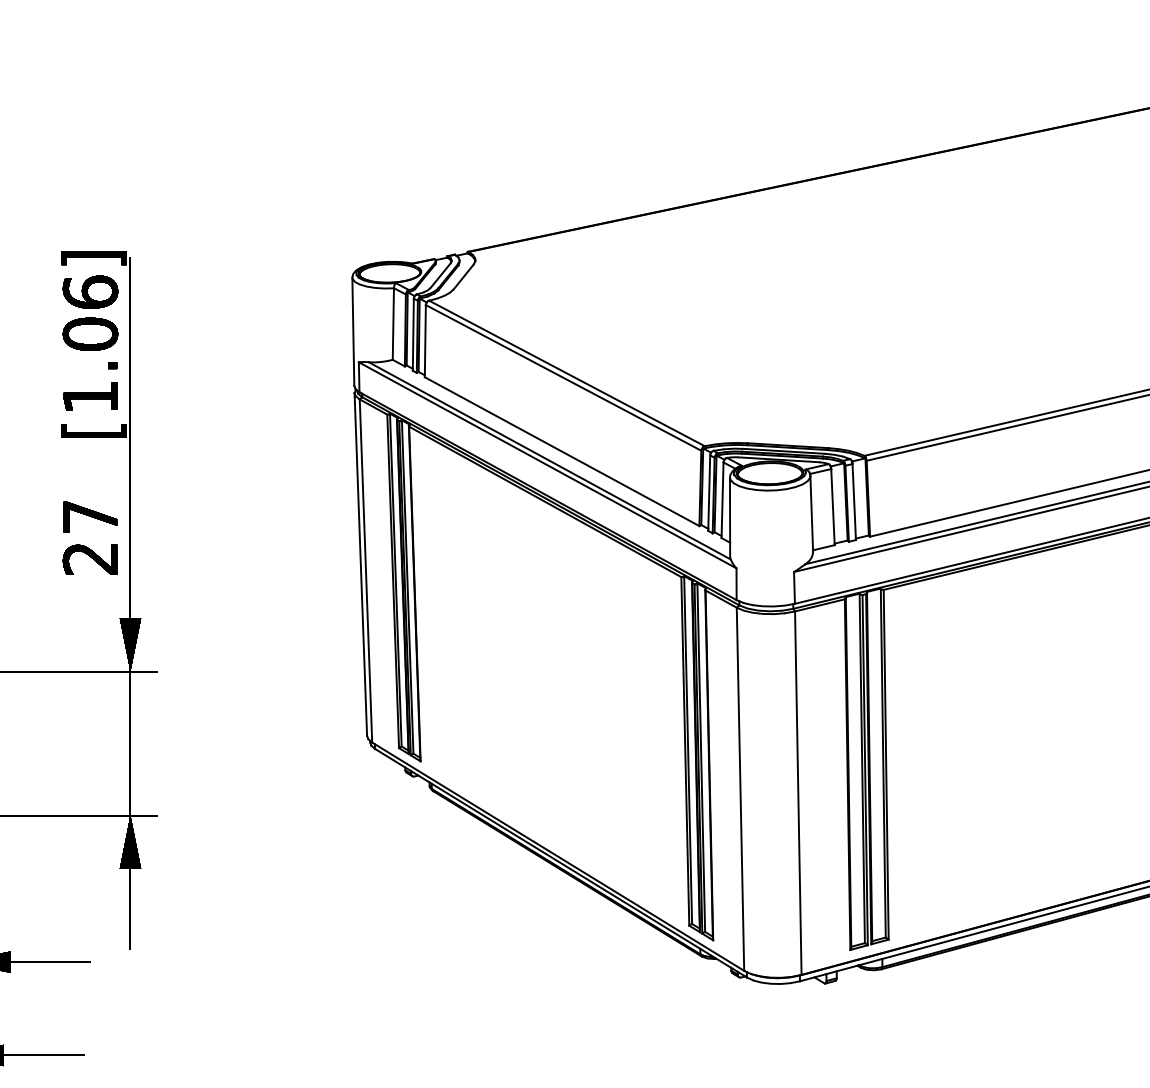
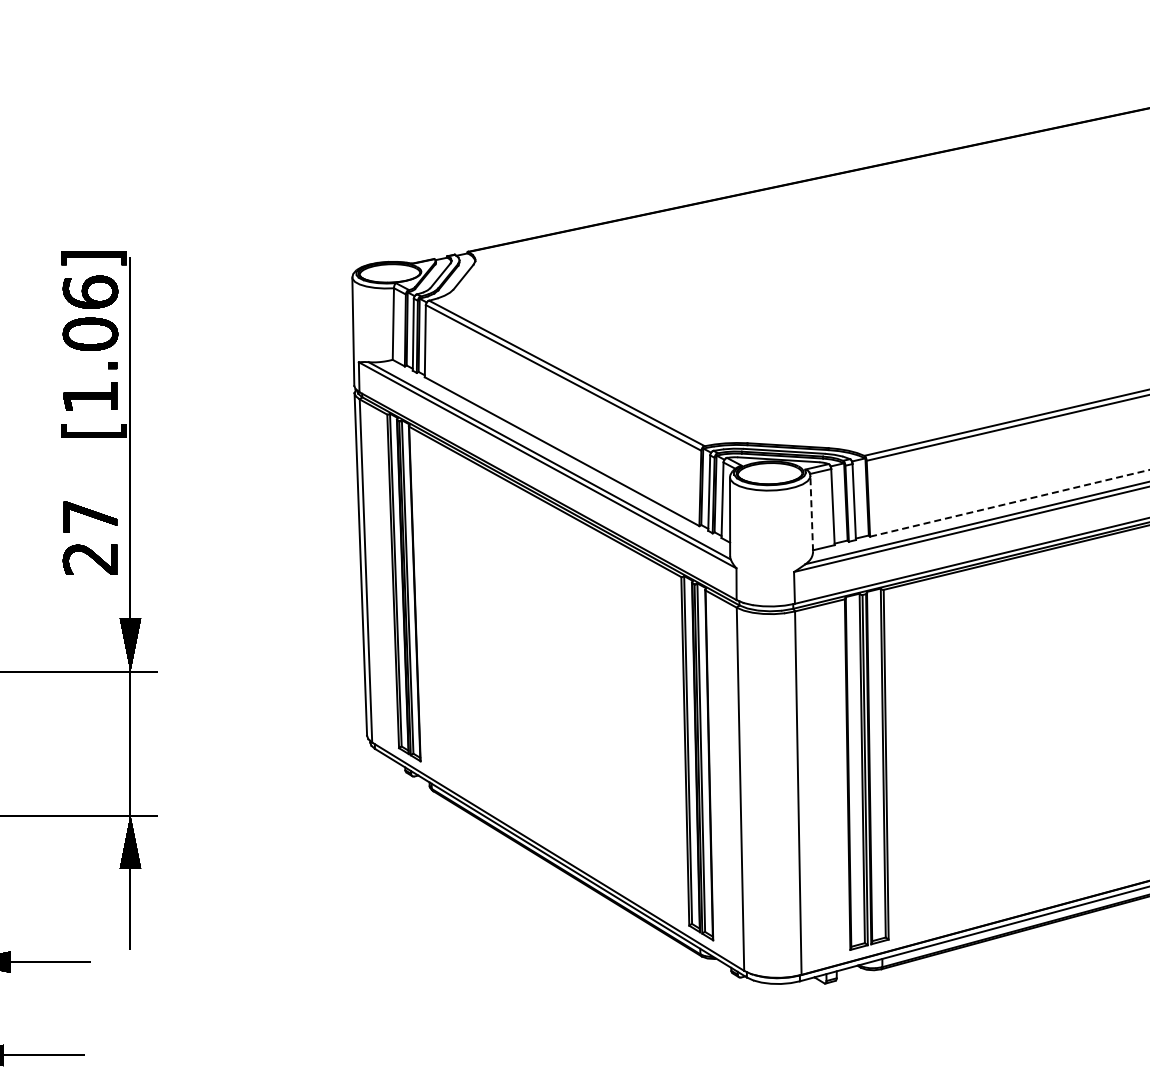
line: solid -> dashed (1010, 503)
line: solid -> dashed (811, 513)
